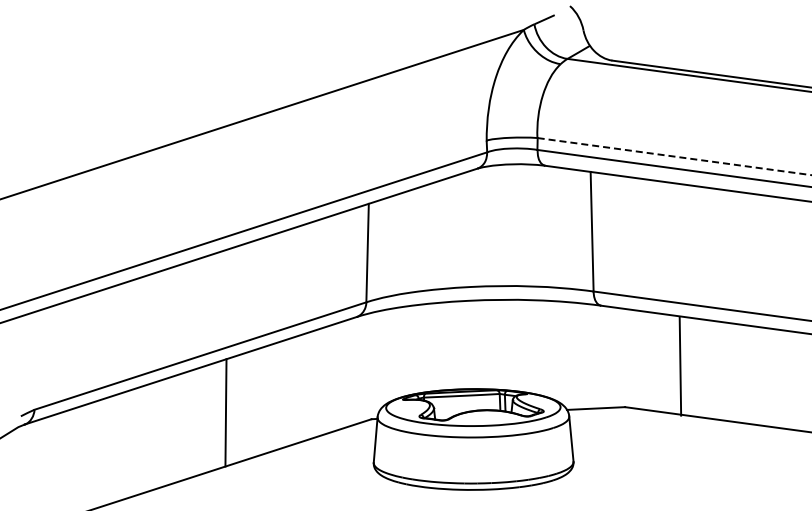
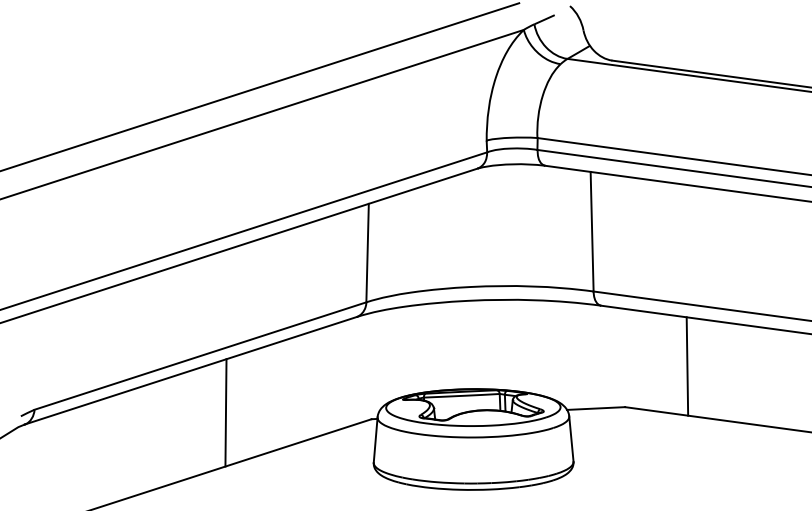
line: none -> present (260, 86)
line: dashed -> solid (674, 156)
line position: (680, 366) -> (687, 366) (687, 366)
